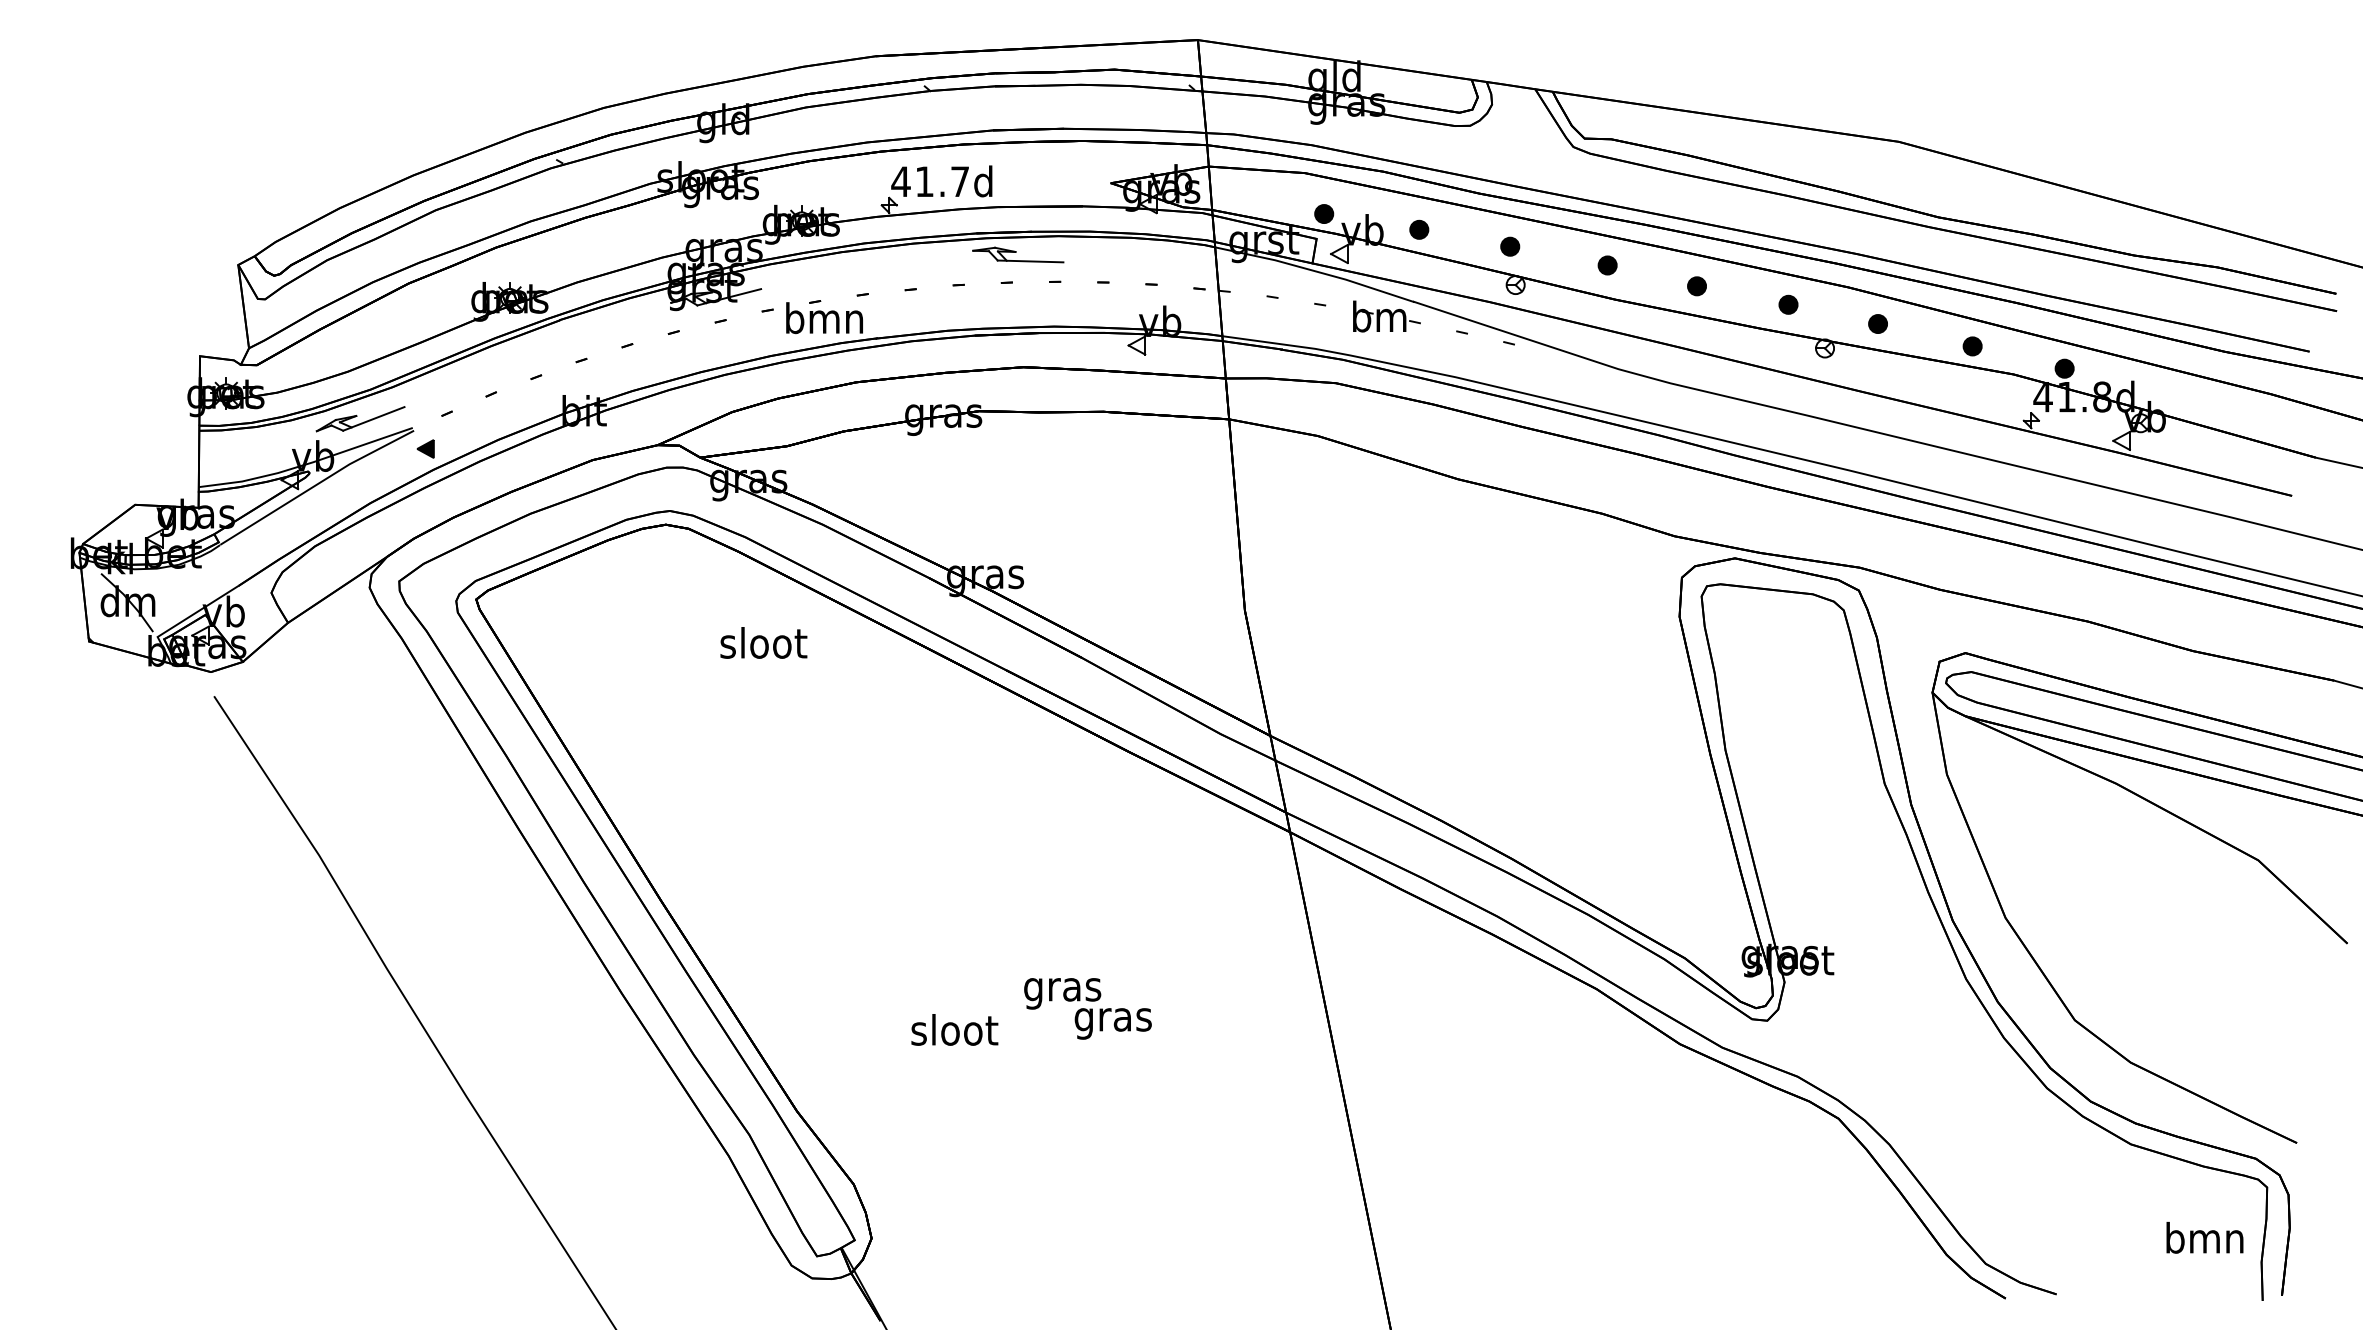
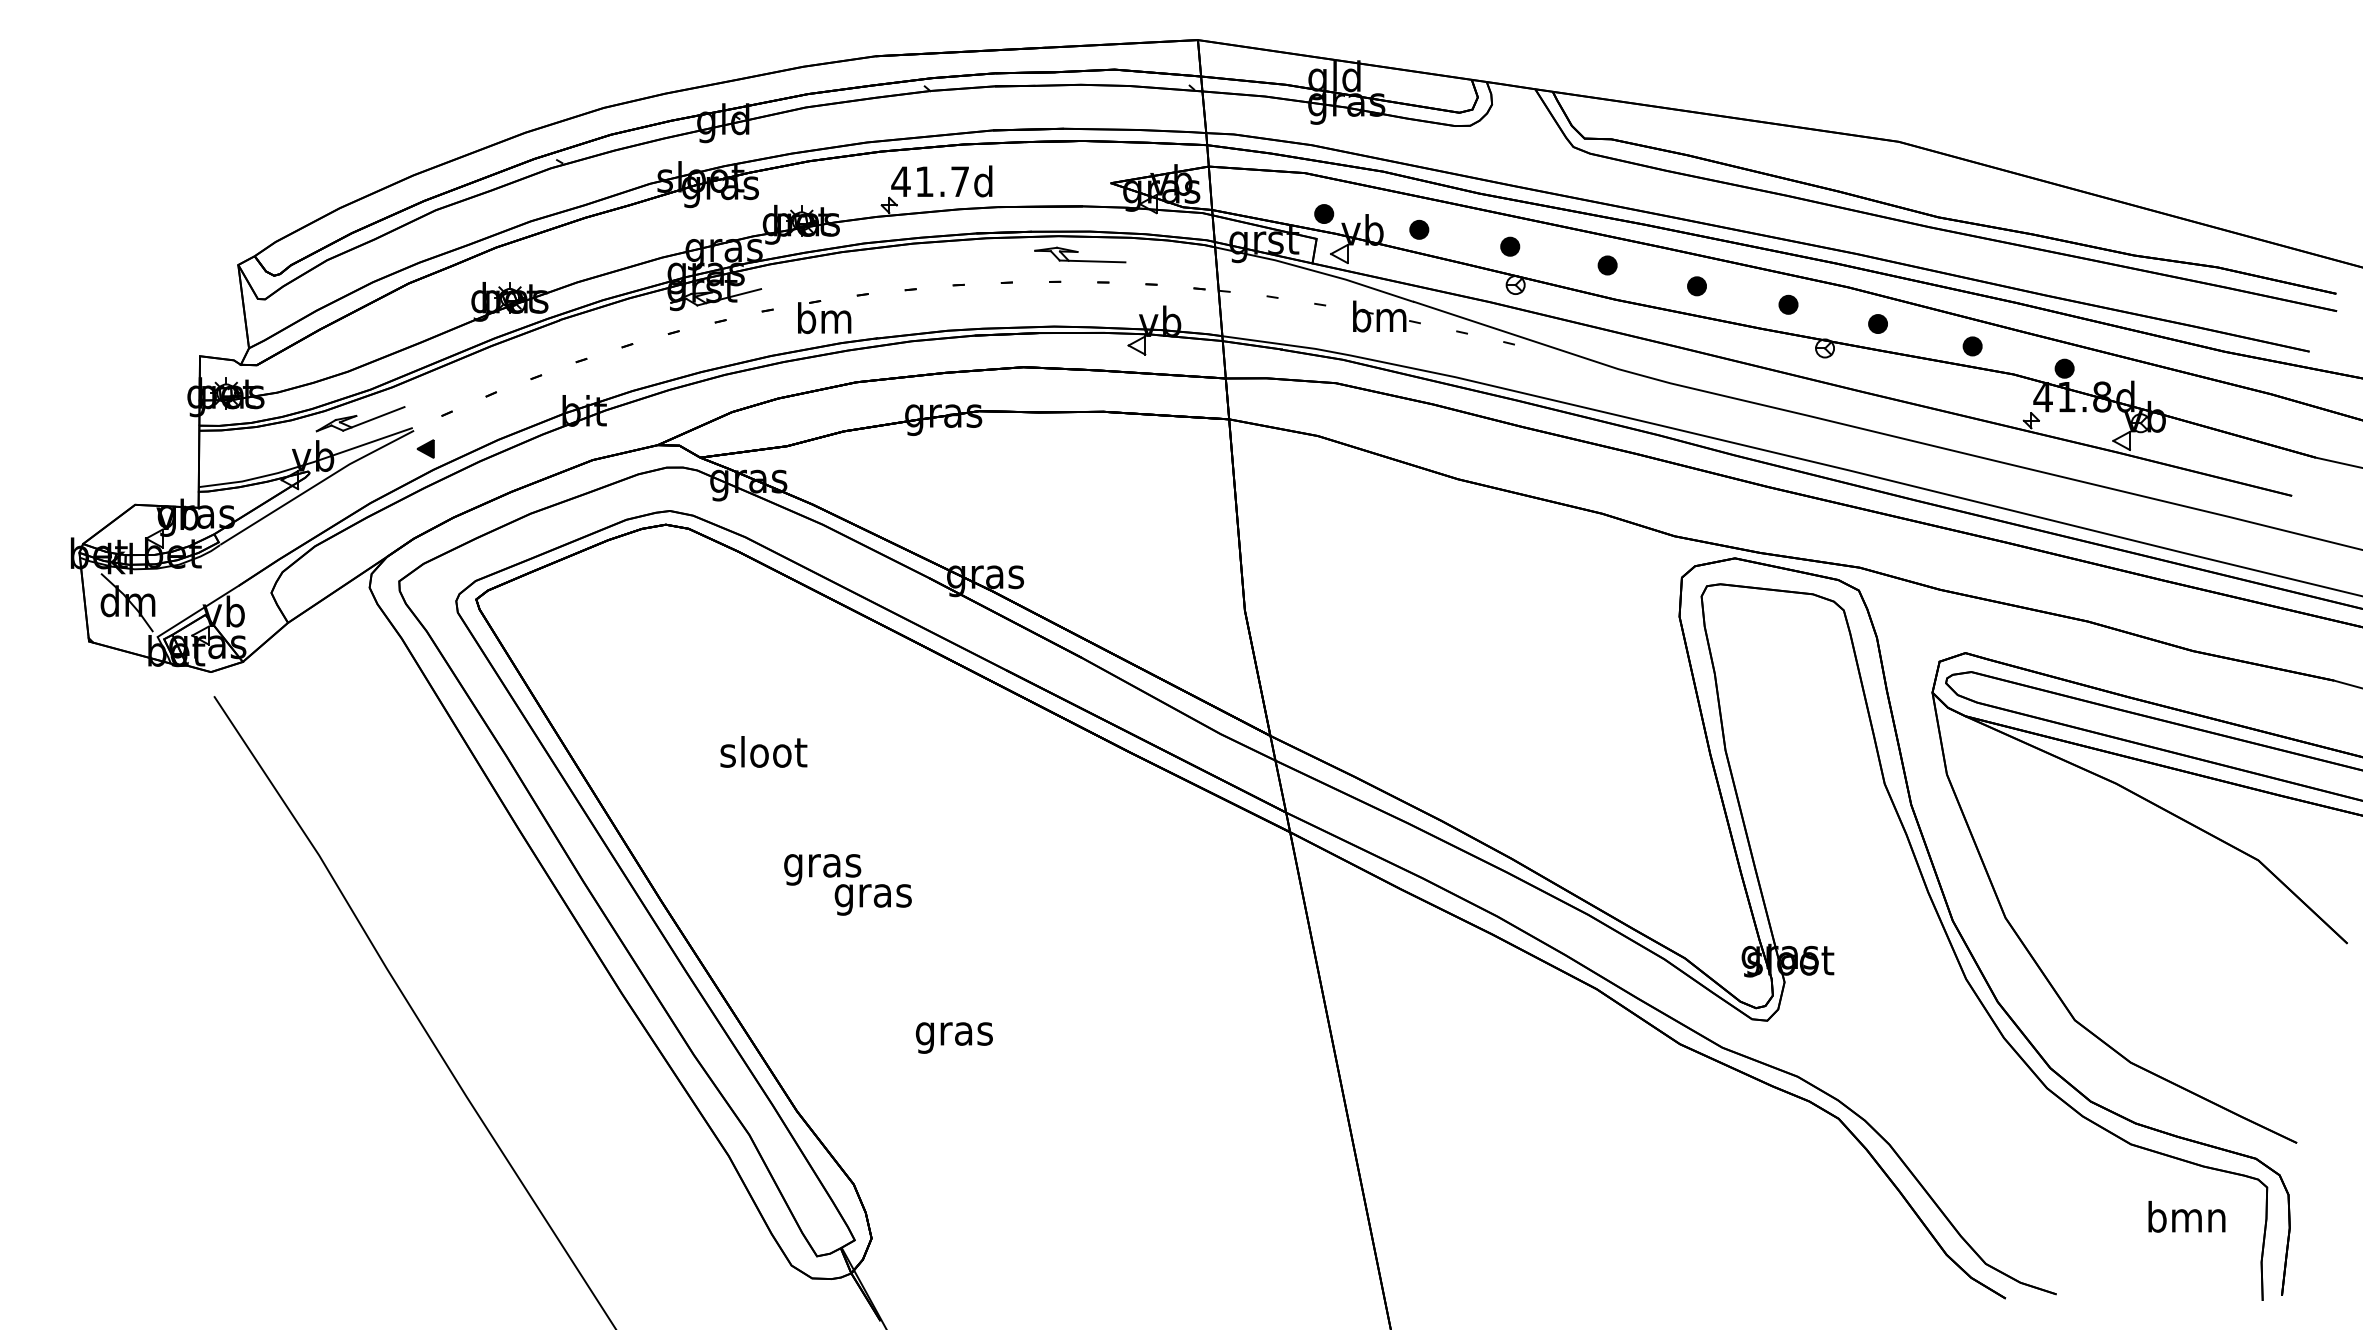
part position: (1018, 254) -> (1080, 254) (1080, 254)
text: bmn -> bm (824, 318)
text position: (763, 642) -> (763, 751) (763, 751)
text position: (1087, 1008) -> (847, 884) (847, 884)
text: sloot -> gras (954, 1033)
text position: (2204, 1237) -> (2186, 1216) (2186, 1216)
